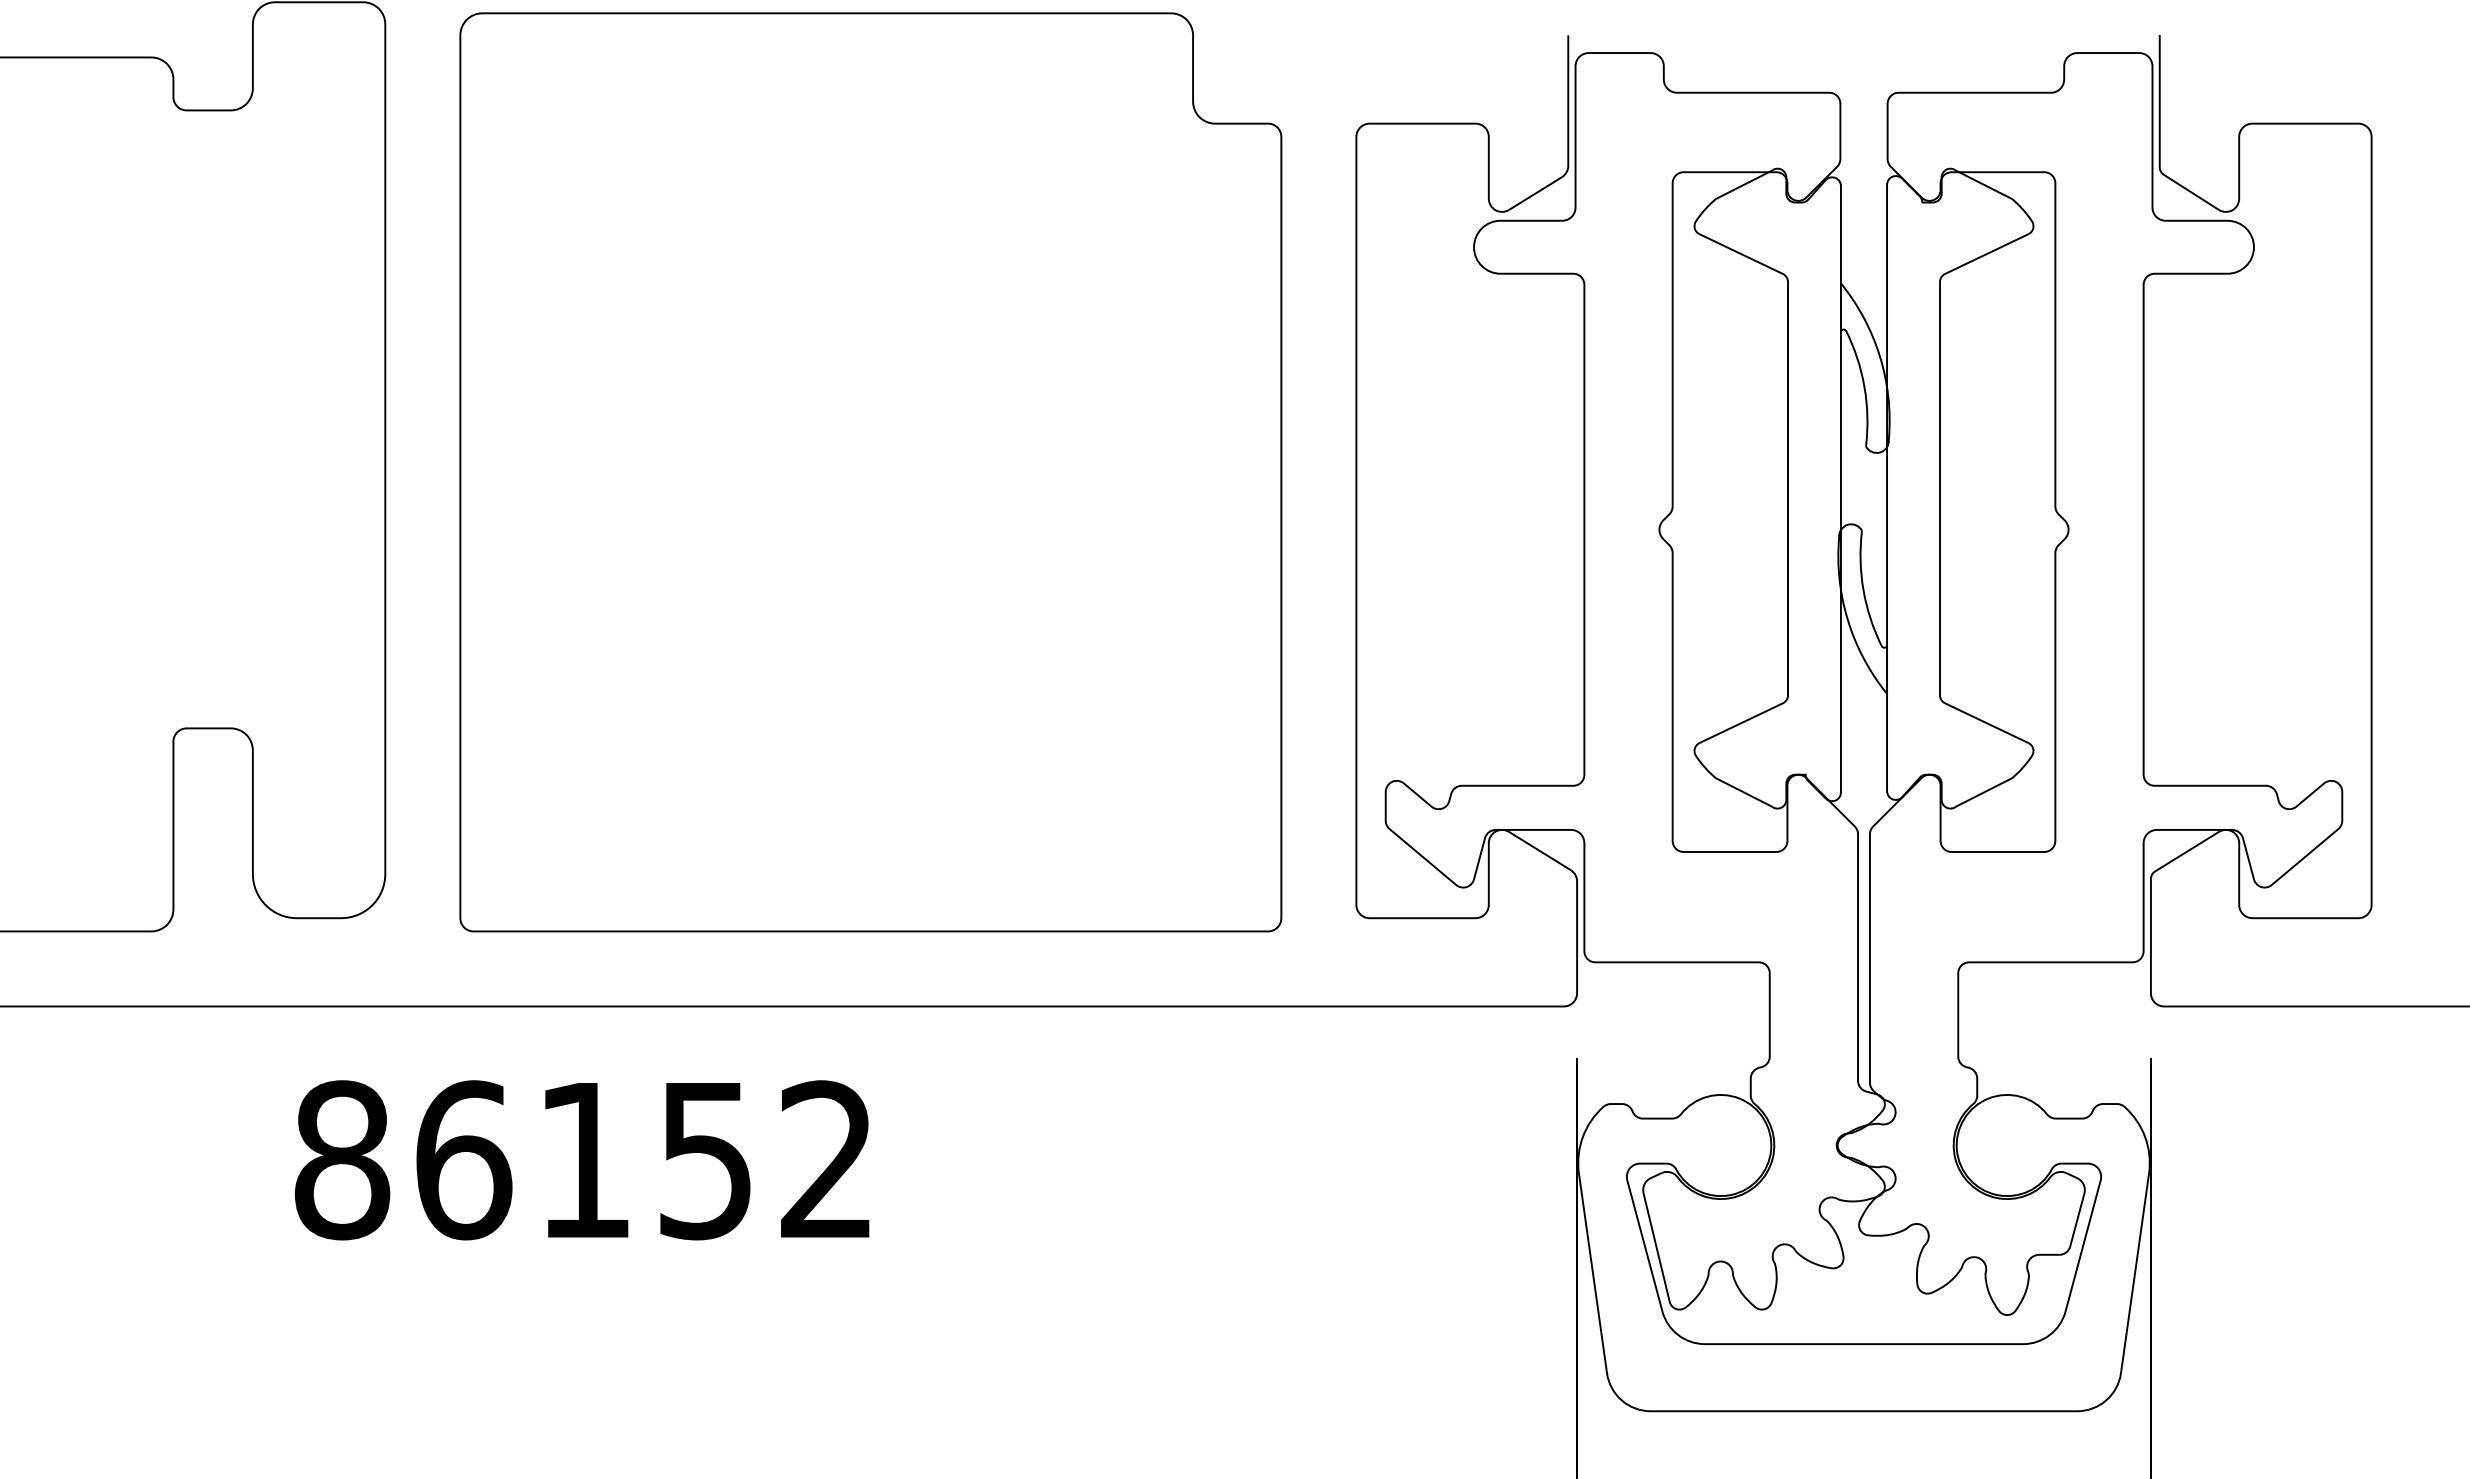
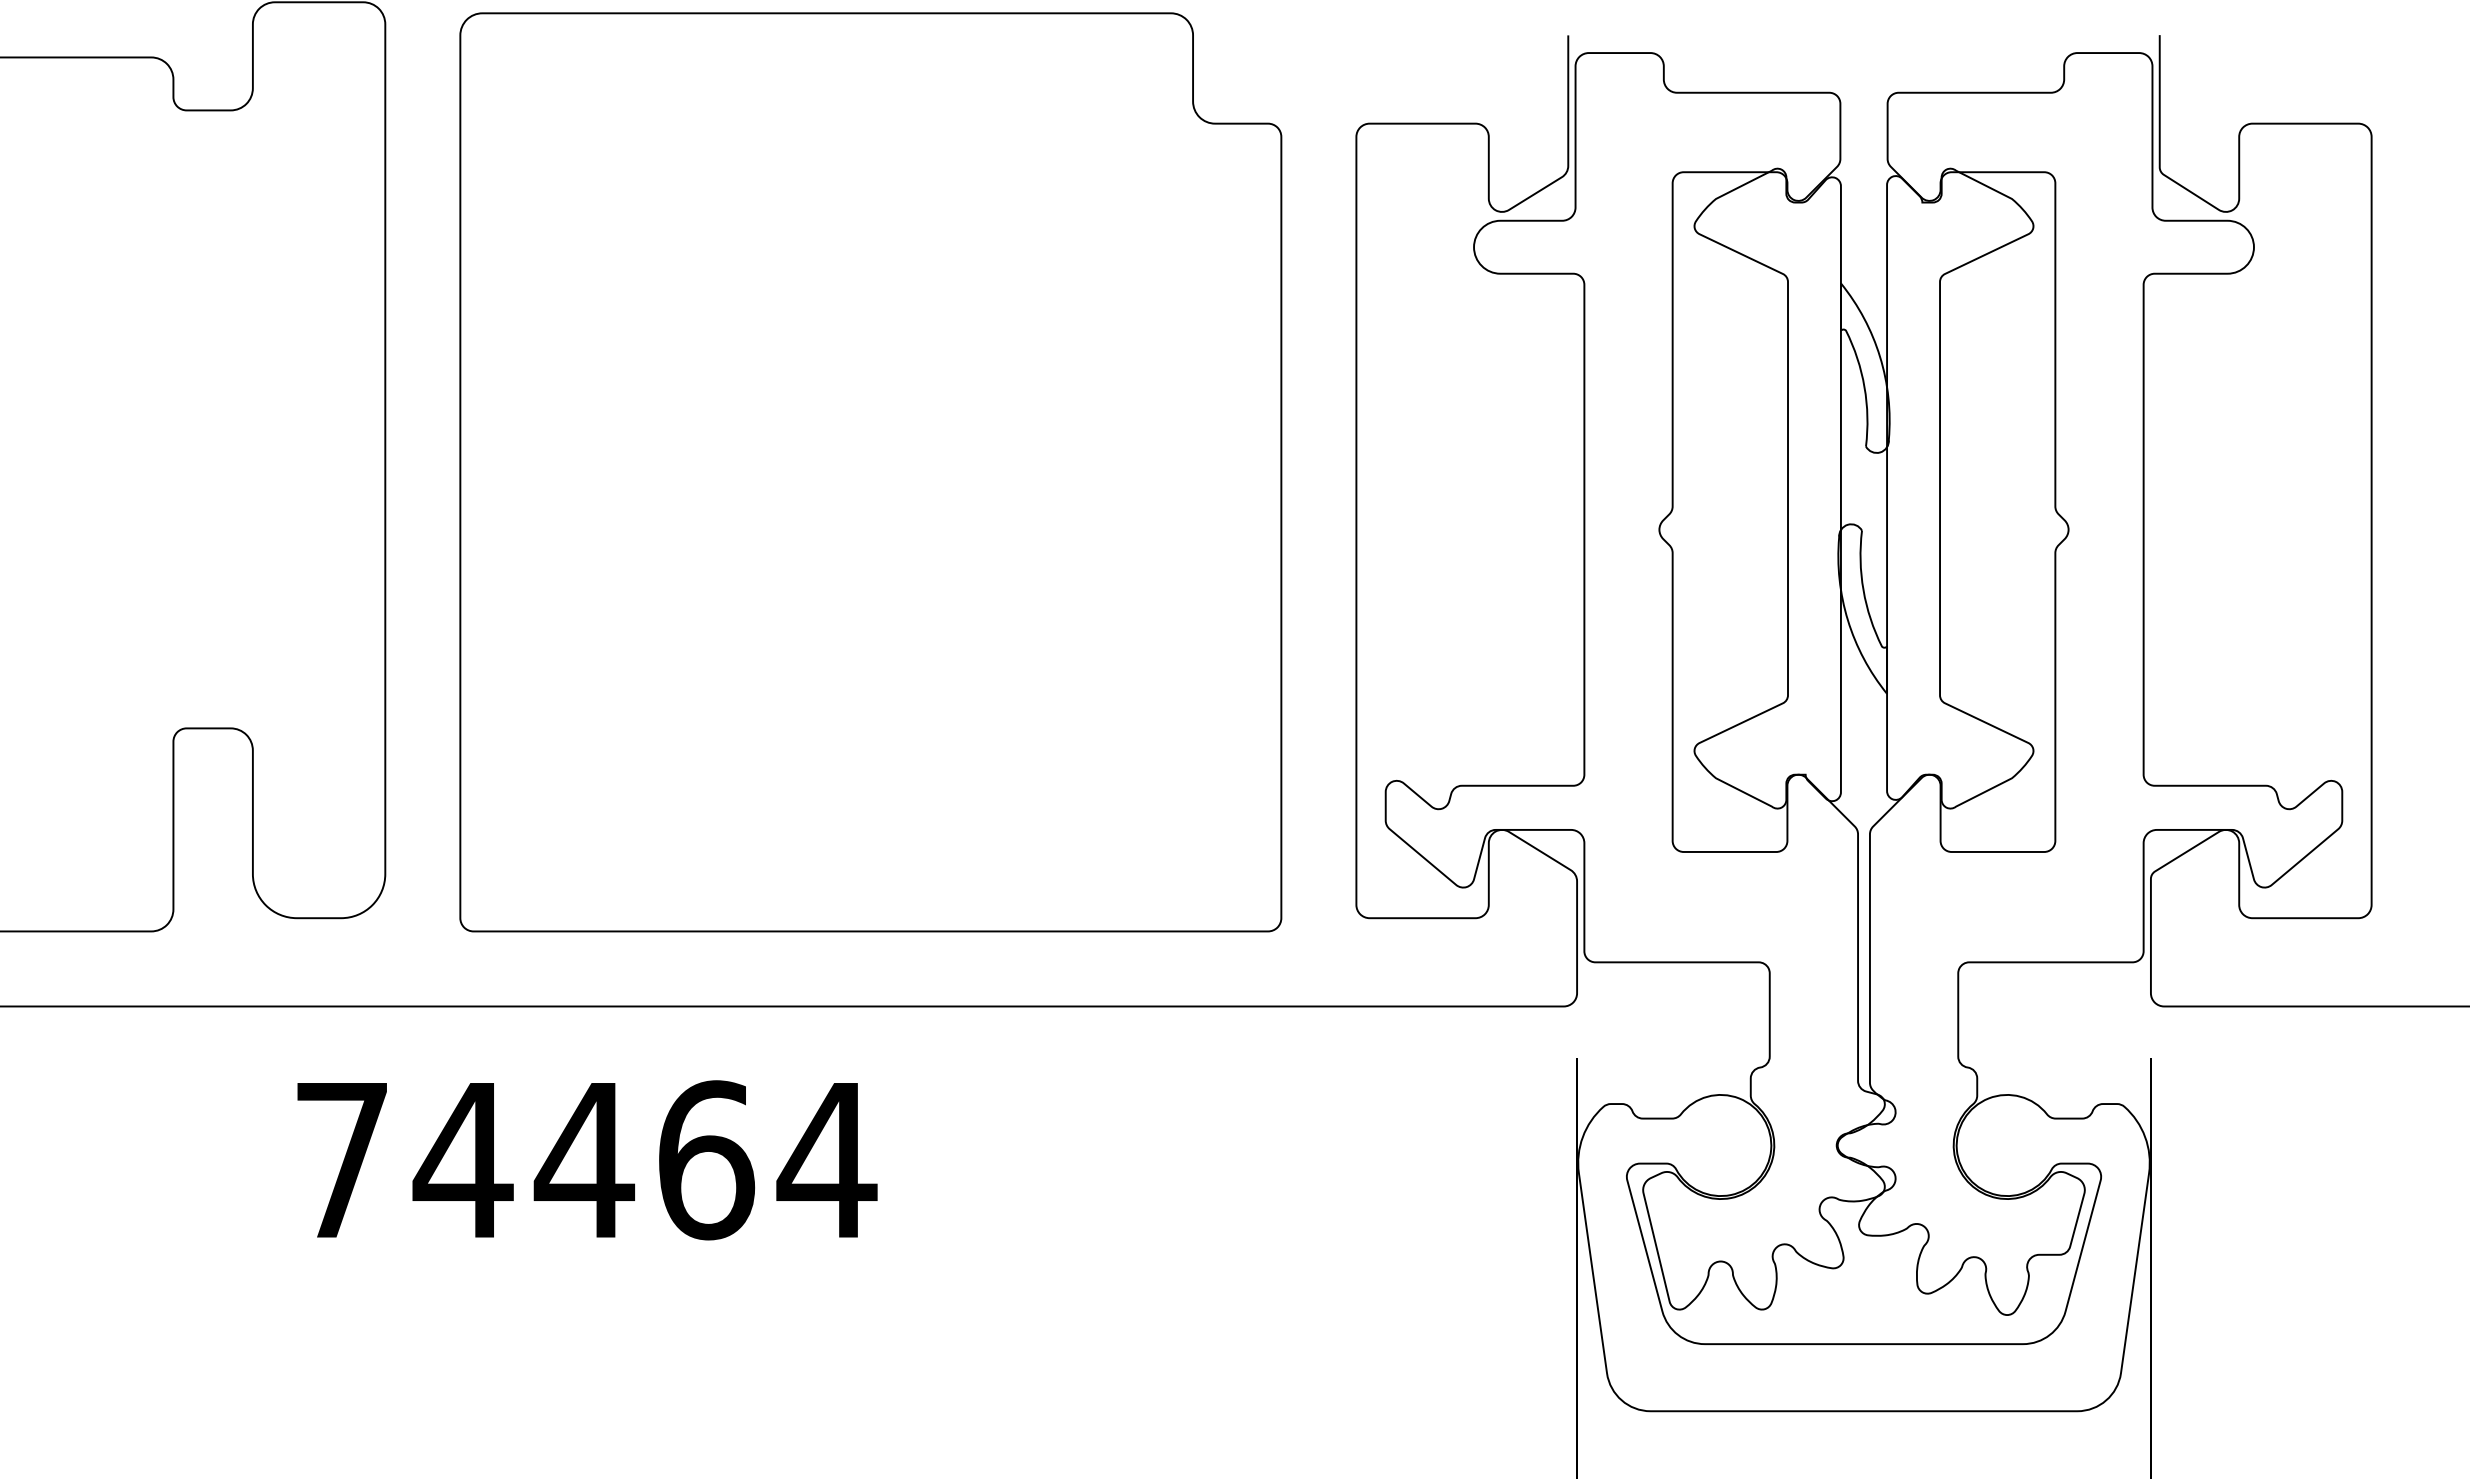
text: 86152 -> 74464 (585, 1160)
